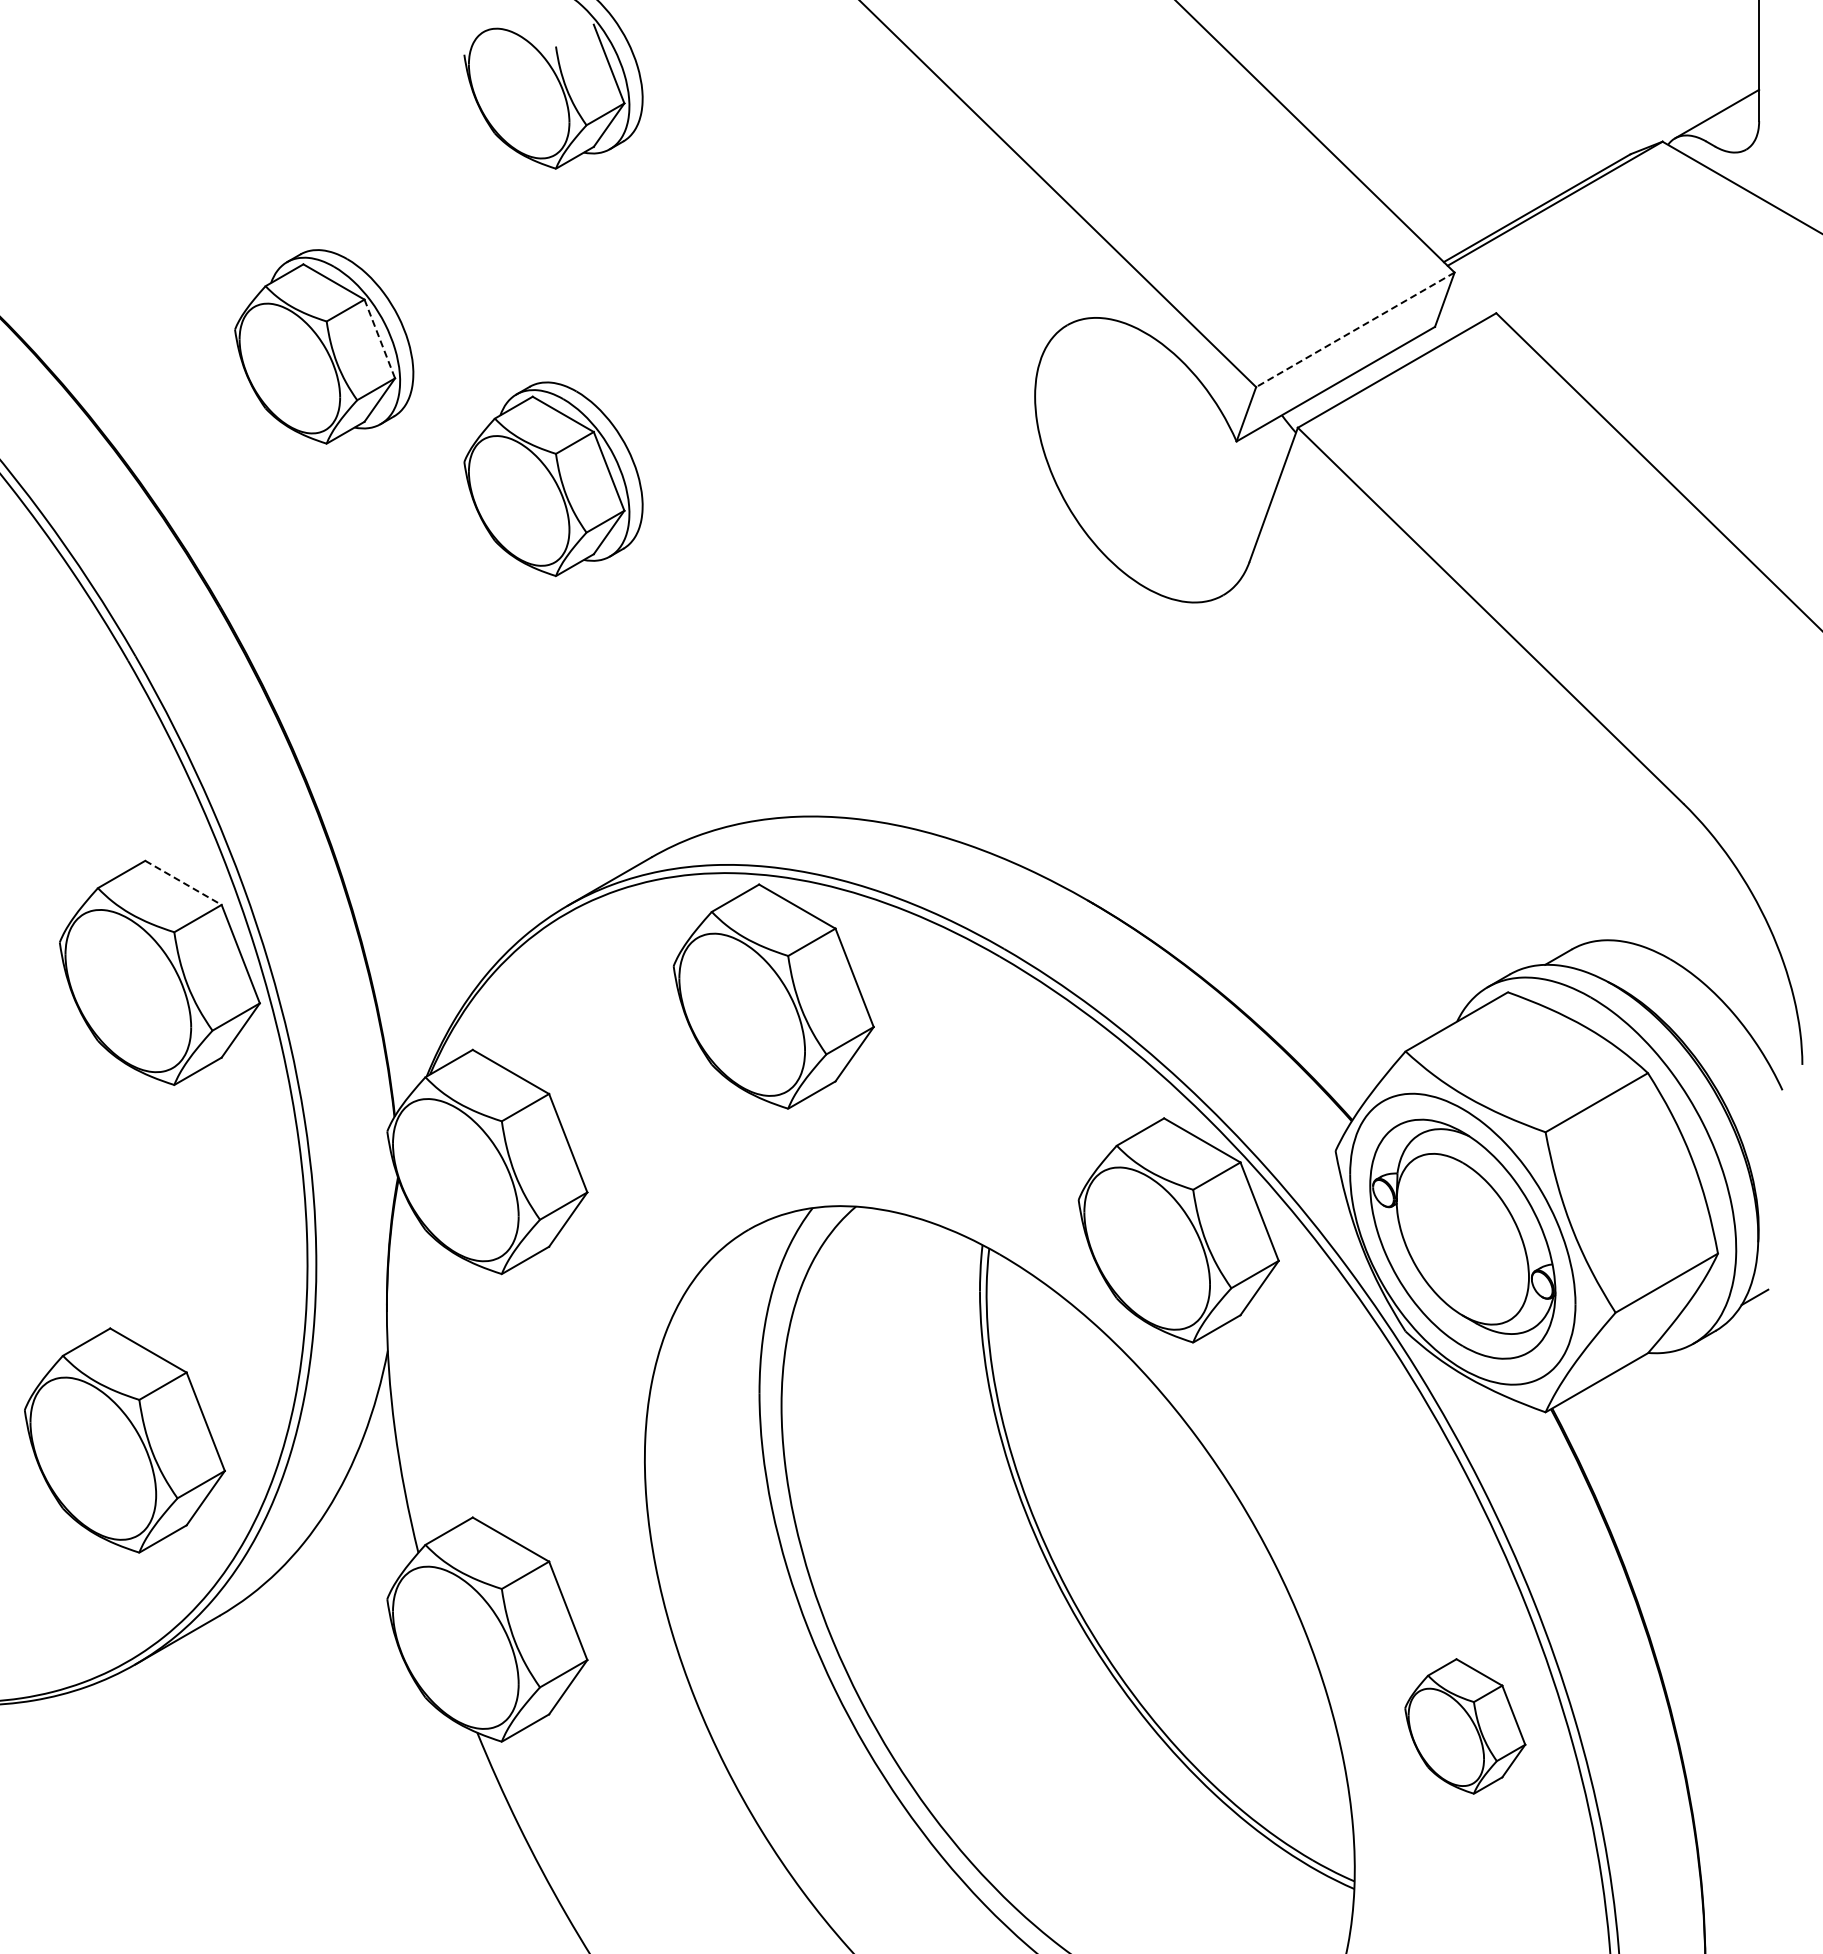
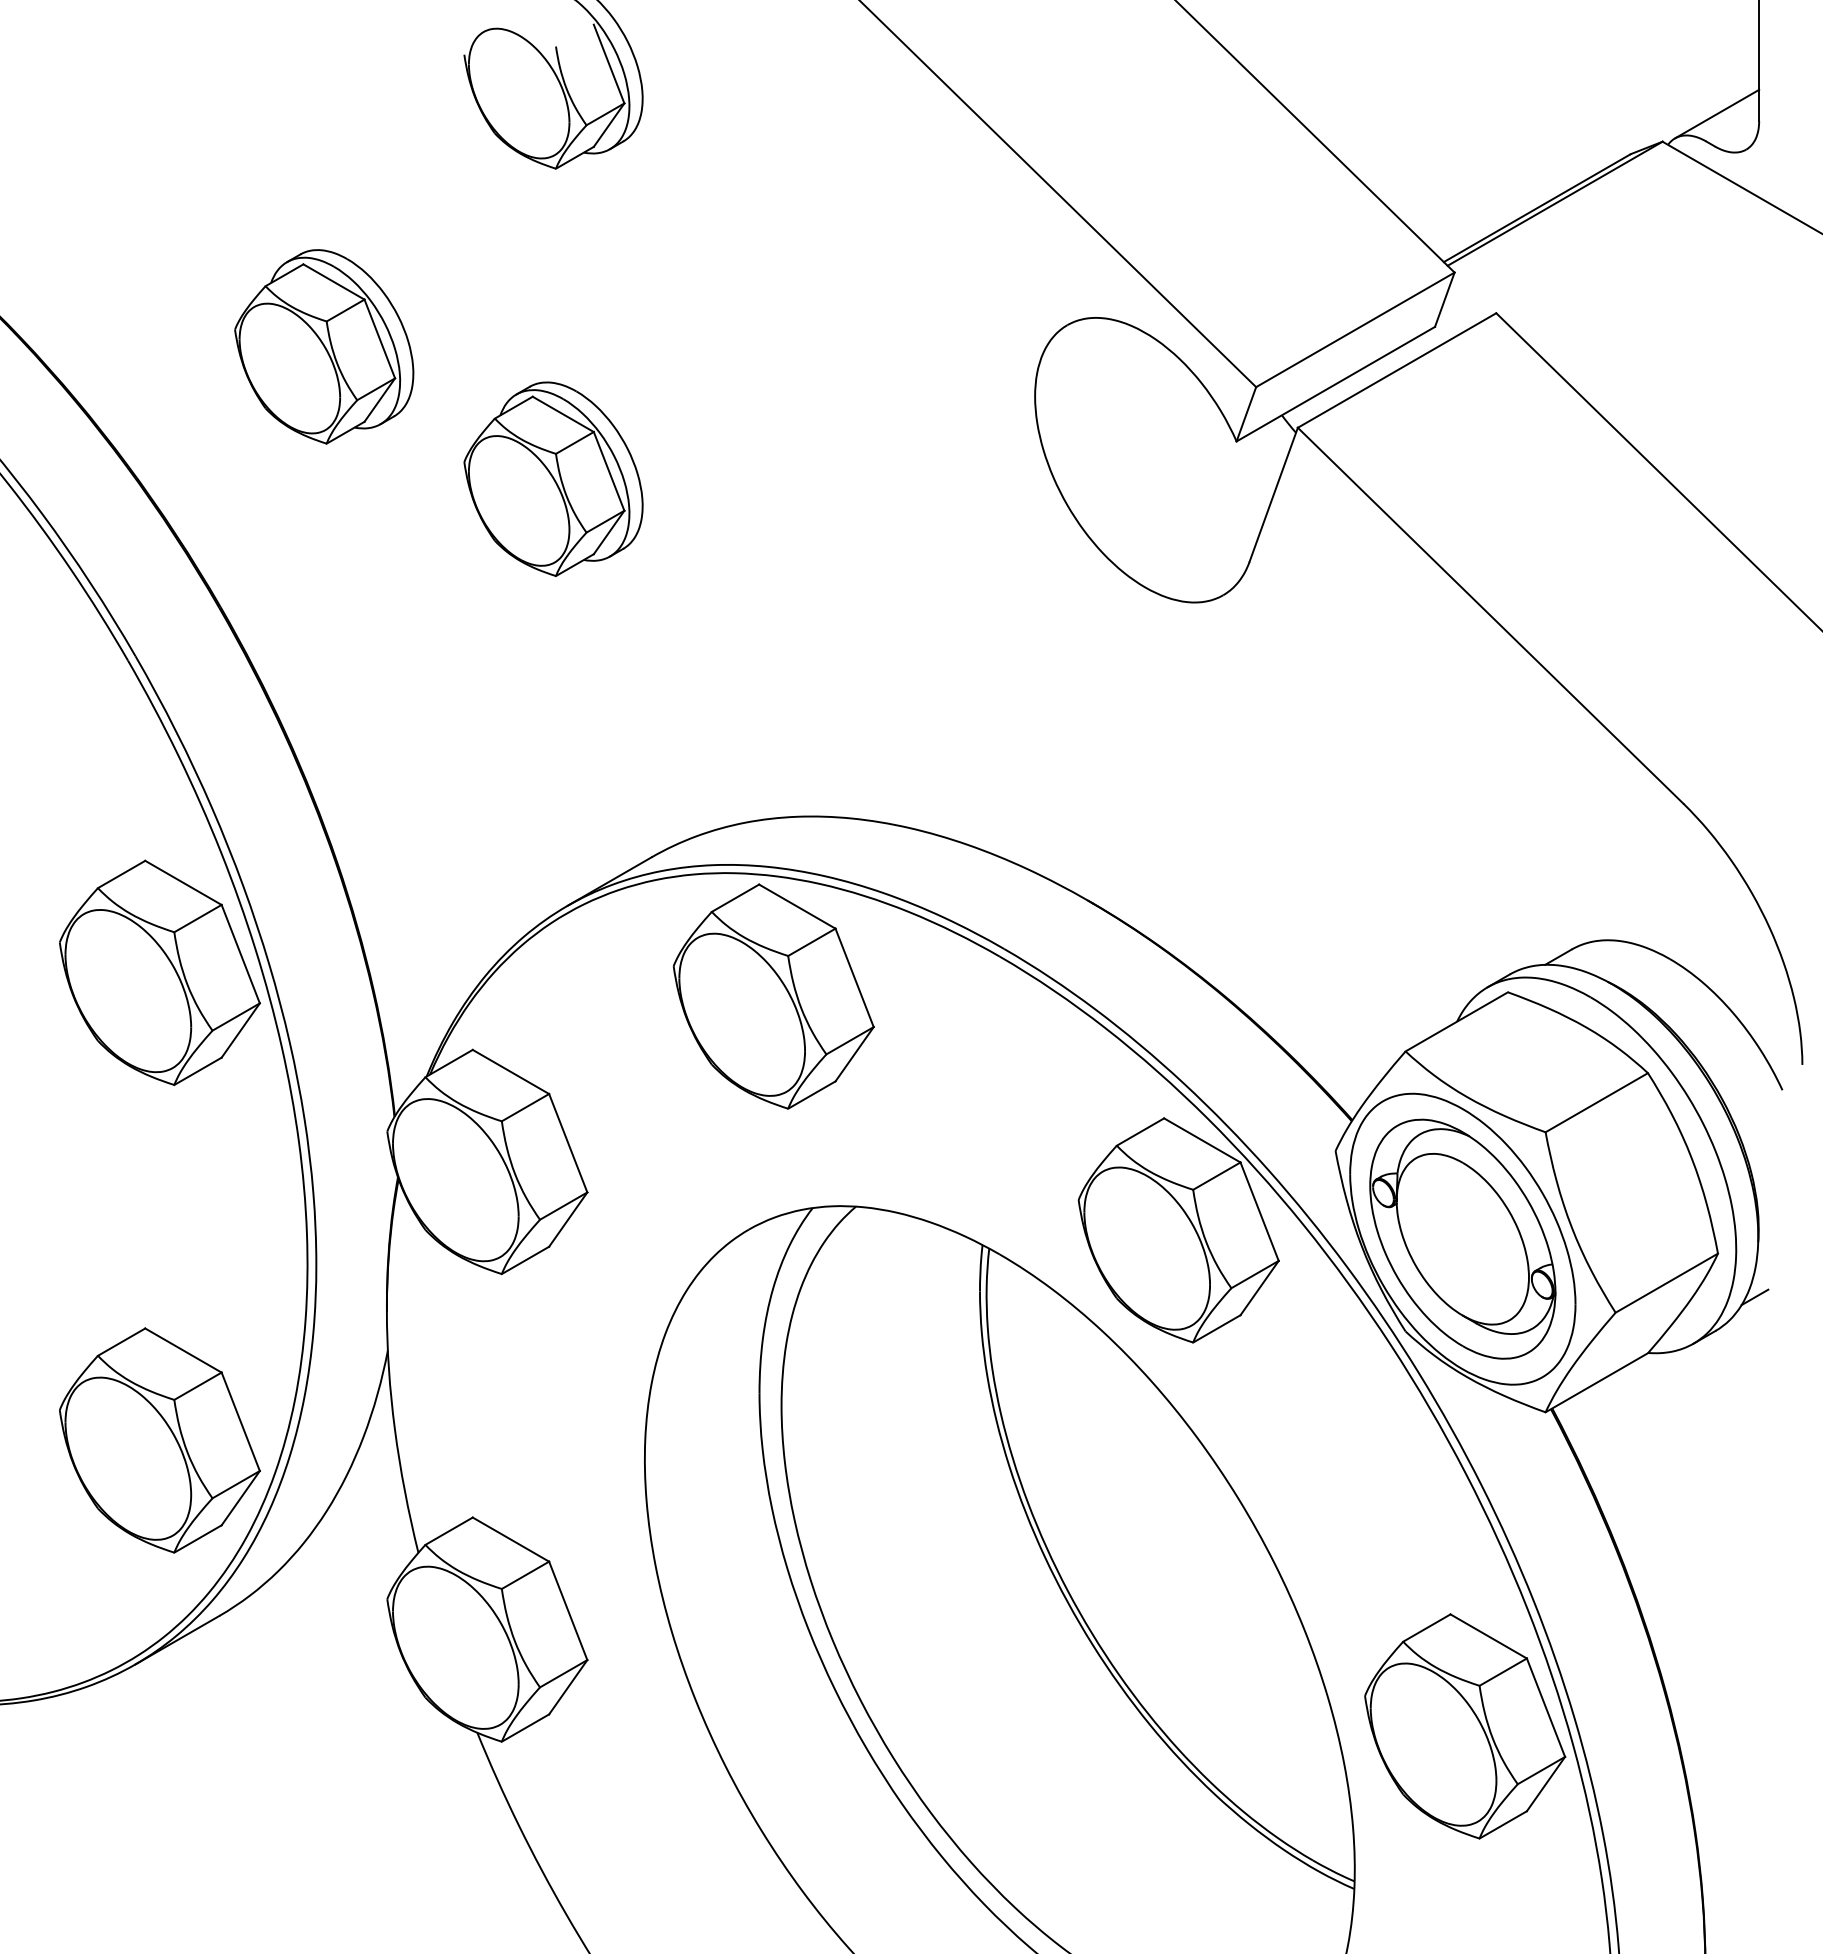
line: dashed -> solid (1355, 329)
line: dashed -> solid (379, 339)
line: dashed -> solid (183, 883)
part position: (124, 1440) -> (159, 1440) (159, 1440)
part size: 123x137 px -> 203x227 px (1465, 1726)
